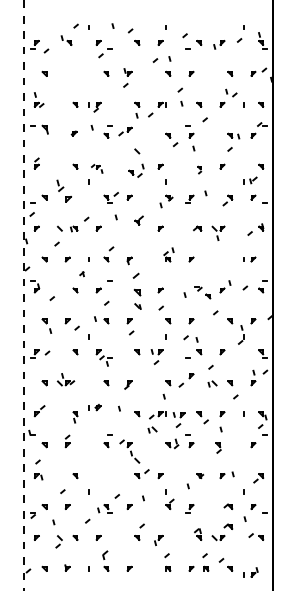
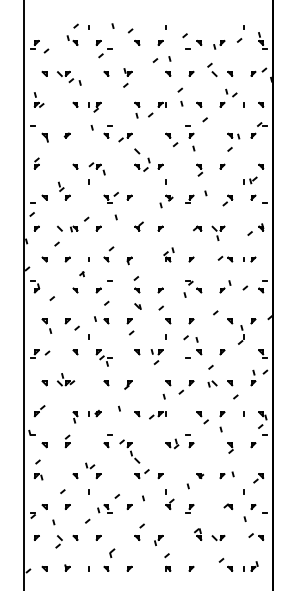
part position: (66, 40) -> (72, 40) (72, 40)
part: none -> present (212, 69)
part: none -> present (69, 77)
part position: (44, 129) -> (44, 137) (44, 137)
part position: (125, 131) -> (125, 137) (125, 137)
part position: (73, 133) -> (66, 135) (66, 135)
part size: 13x10 px -> 18x14 px (96, 168)
part size: 6x10 px -> 7x14 px (199, 169)
part position: (136, 170) -> (142, 164) (142, 164)
part size: 16x24 px -> 13x20 px (64, 190)
part position: (138, 220) -> (138, 226) (138, 226)
part: none -> present (225, 258)
part size: 10x25 px -> 8x18 px (136, 284)
part position: (202, 292) -> (193, 286) (193, 286)
line: dashed -> solid (24, 296)
part position: (186, 380) -> (186, 387) (186, 387)
part position: (94, 407) -> (94, 413) (94, 413)
part: present -> none (178, 419)
part: present -> none (152, 429)
part position: (218, 447) -> (230, 447) (230, 447)
part: none -> present (93, 470)
part: present -> none (228, 526)
part position: (105, 554) -> (112, 552) (112, 552)
part: present -> none (205, 562)
part position: (250, 572) -> (250, 566) (250, 566)
